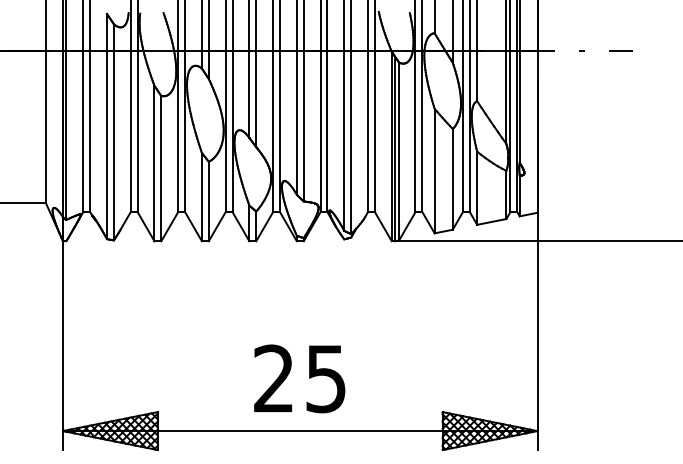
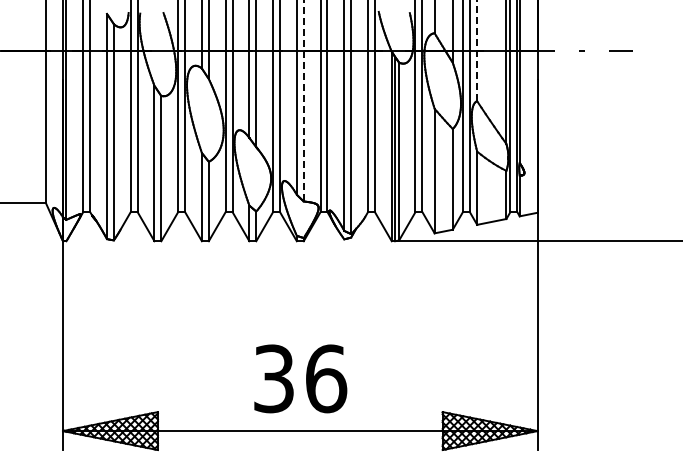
line: solid -> dashed (477, 50)
line: solid -> dashed (303, 100)
text: 25 -> 36 (300, 378)
